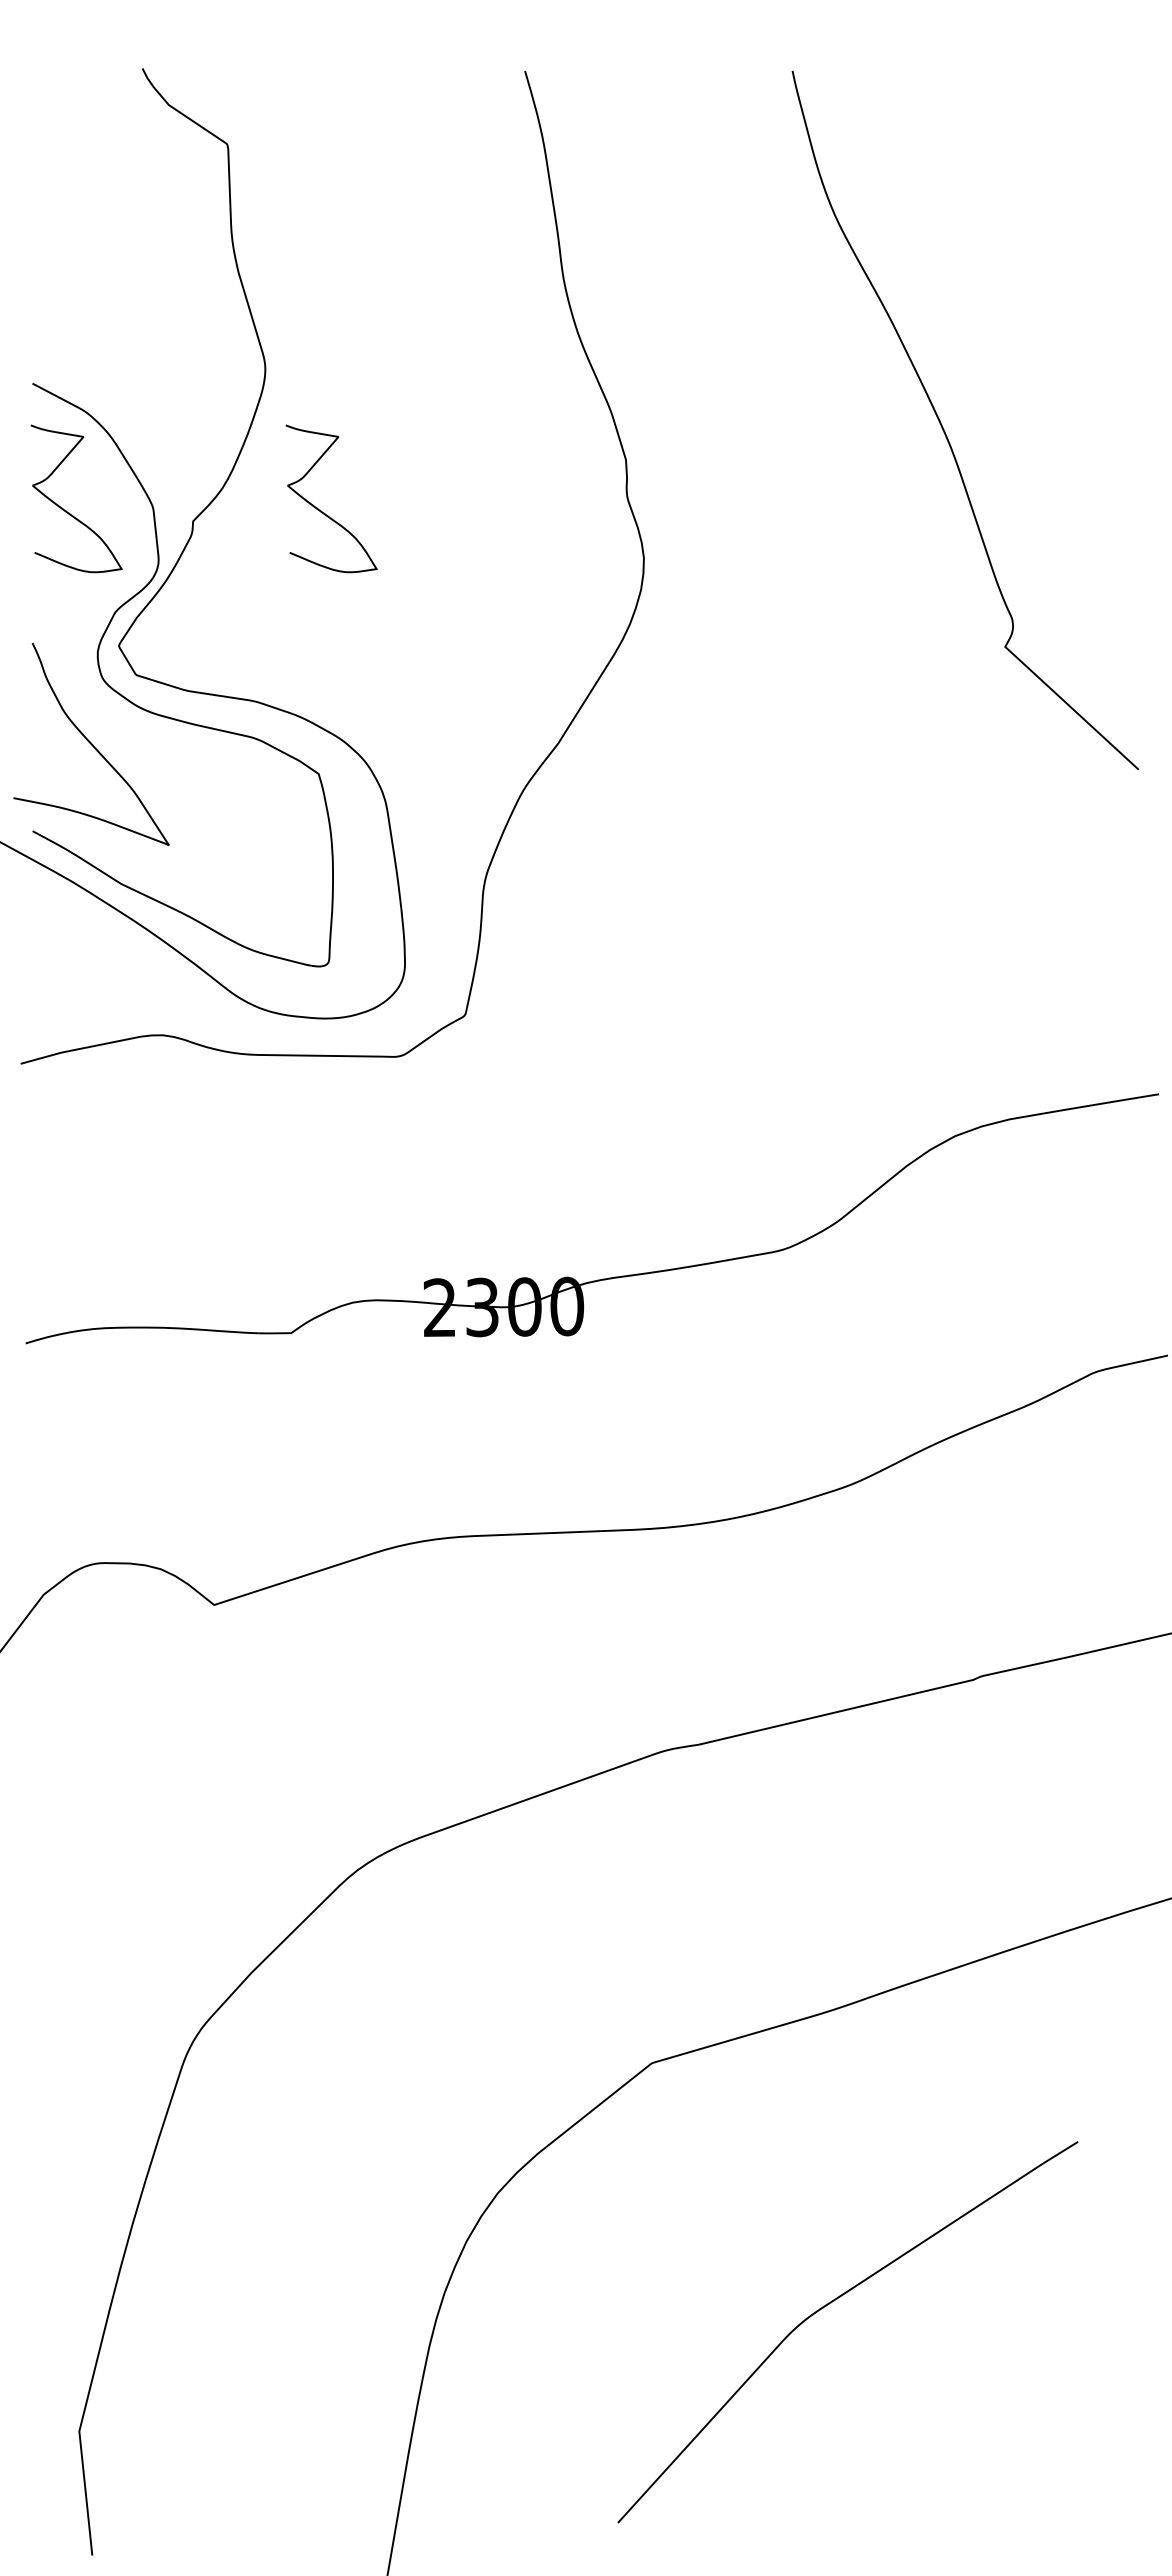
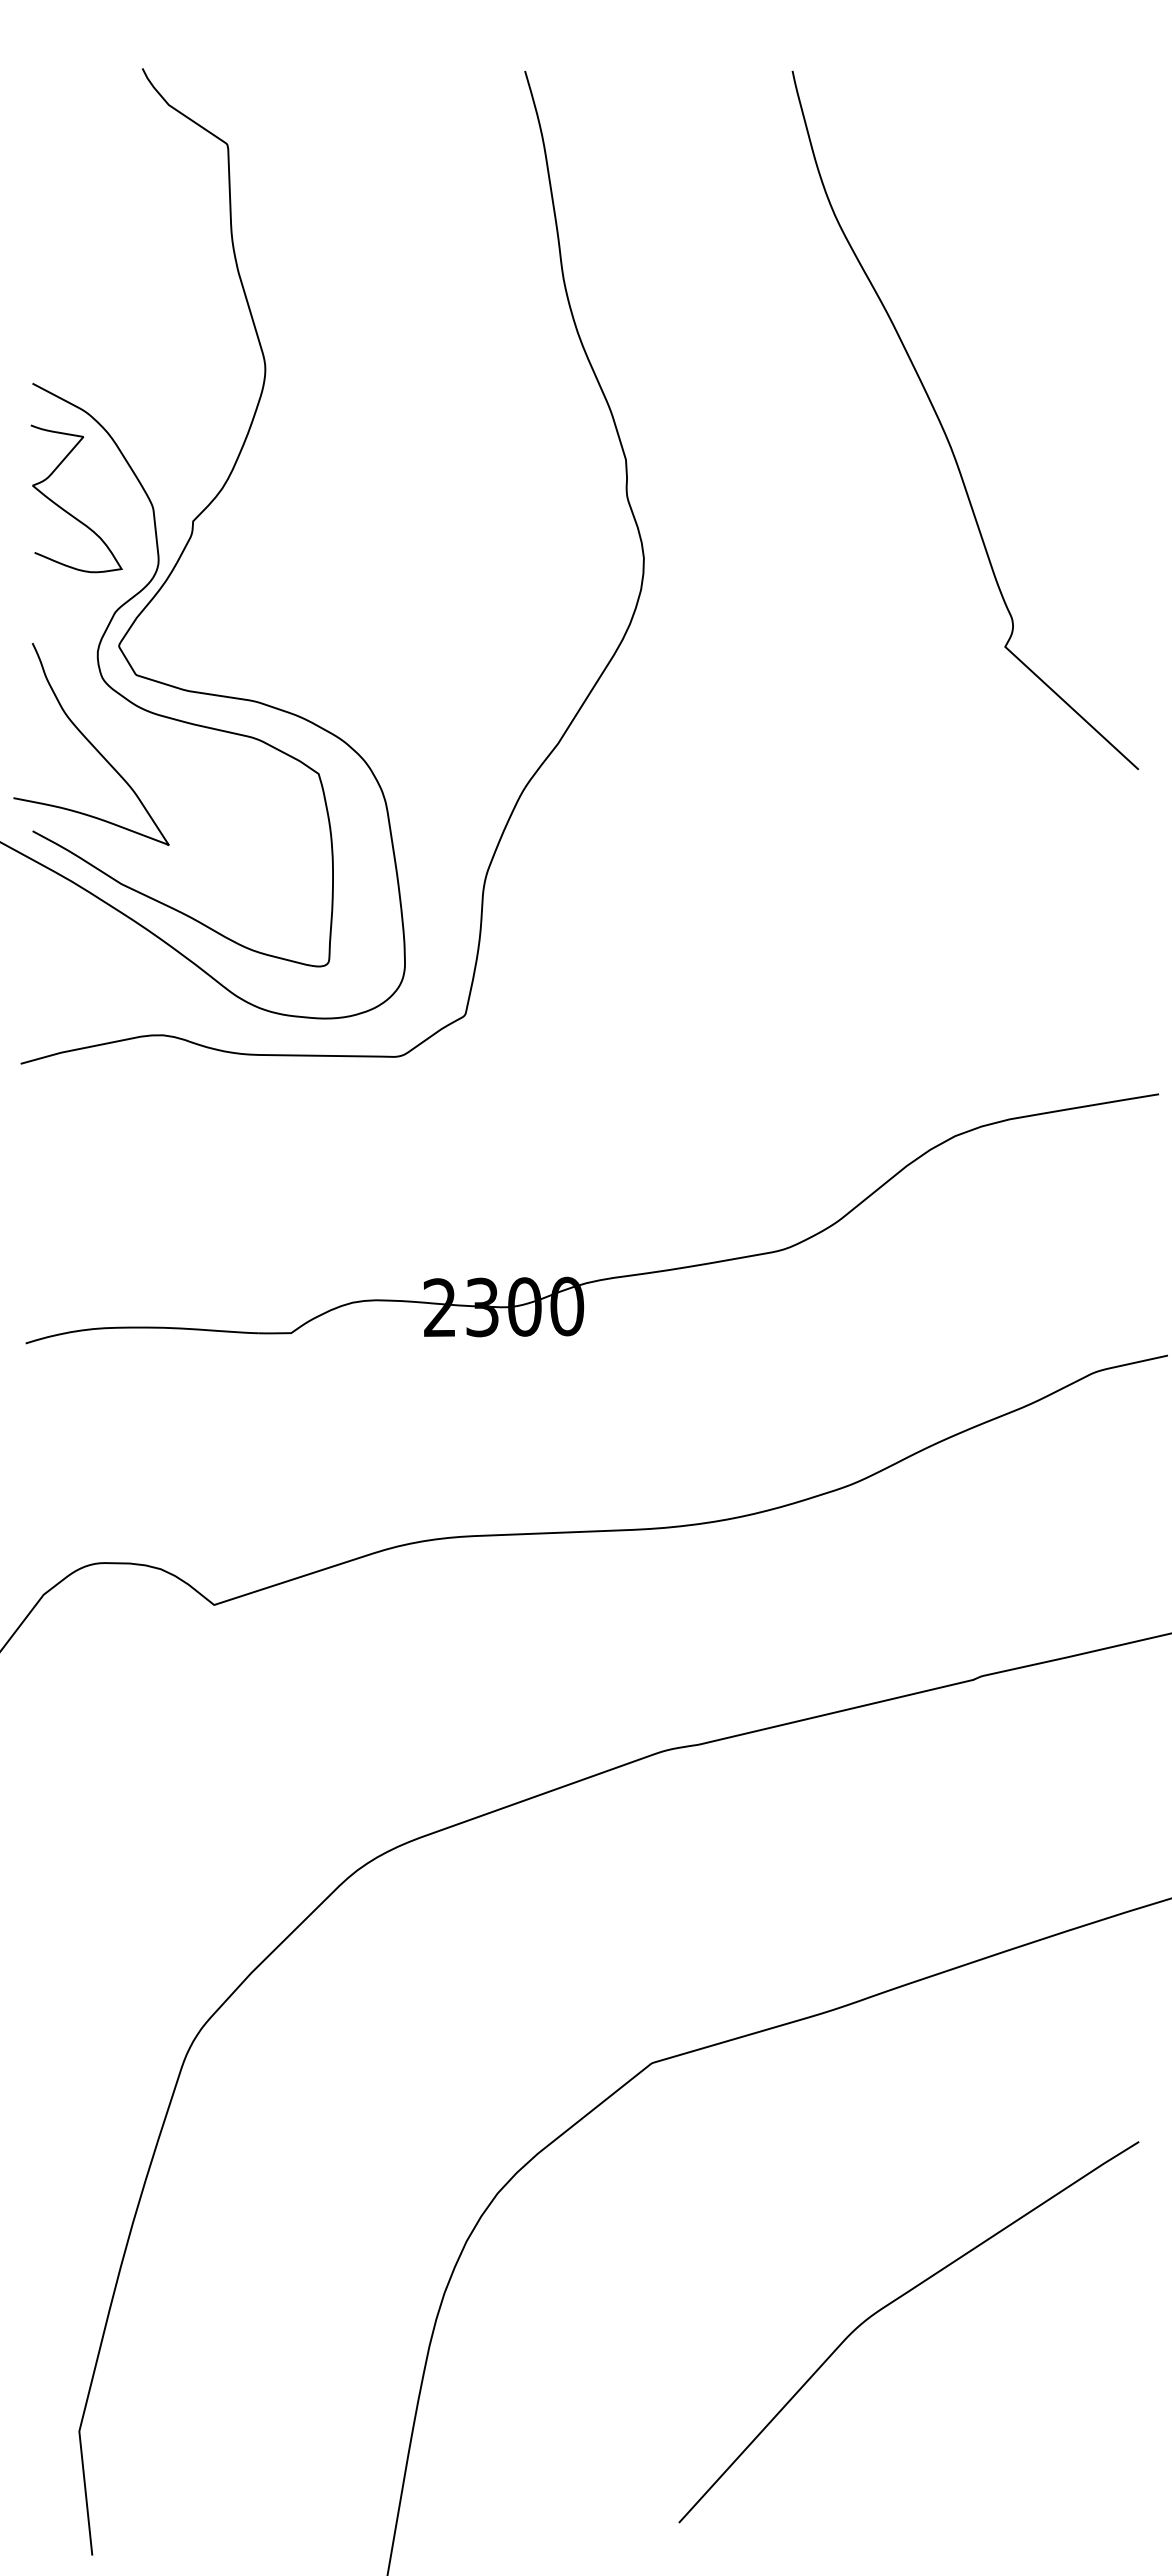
curve: present -> none (321, 510)
curve position: (831, 2303) -> (892, 2303) (892, 2303)
